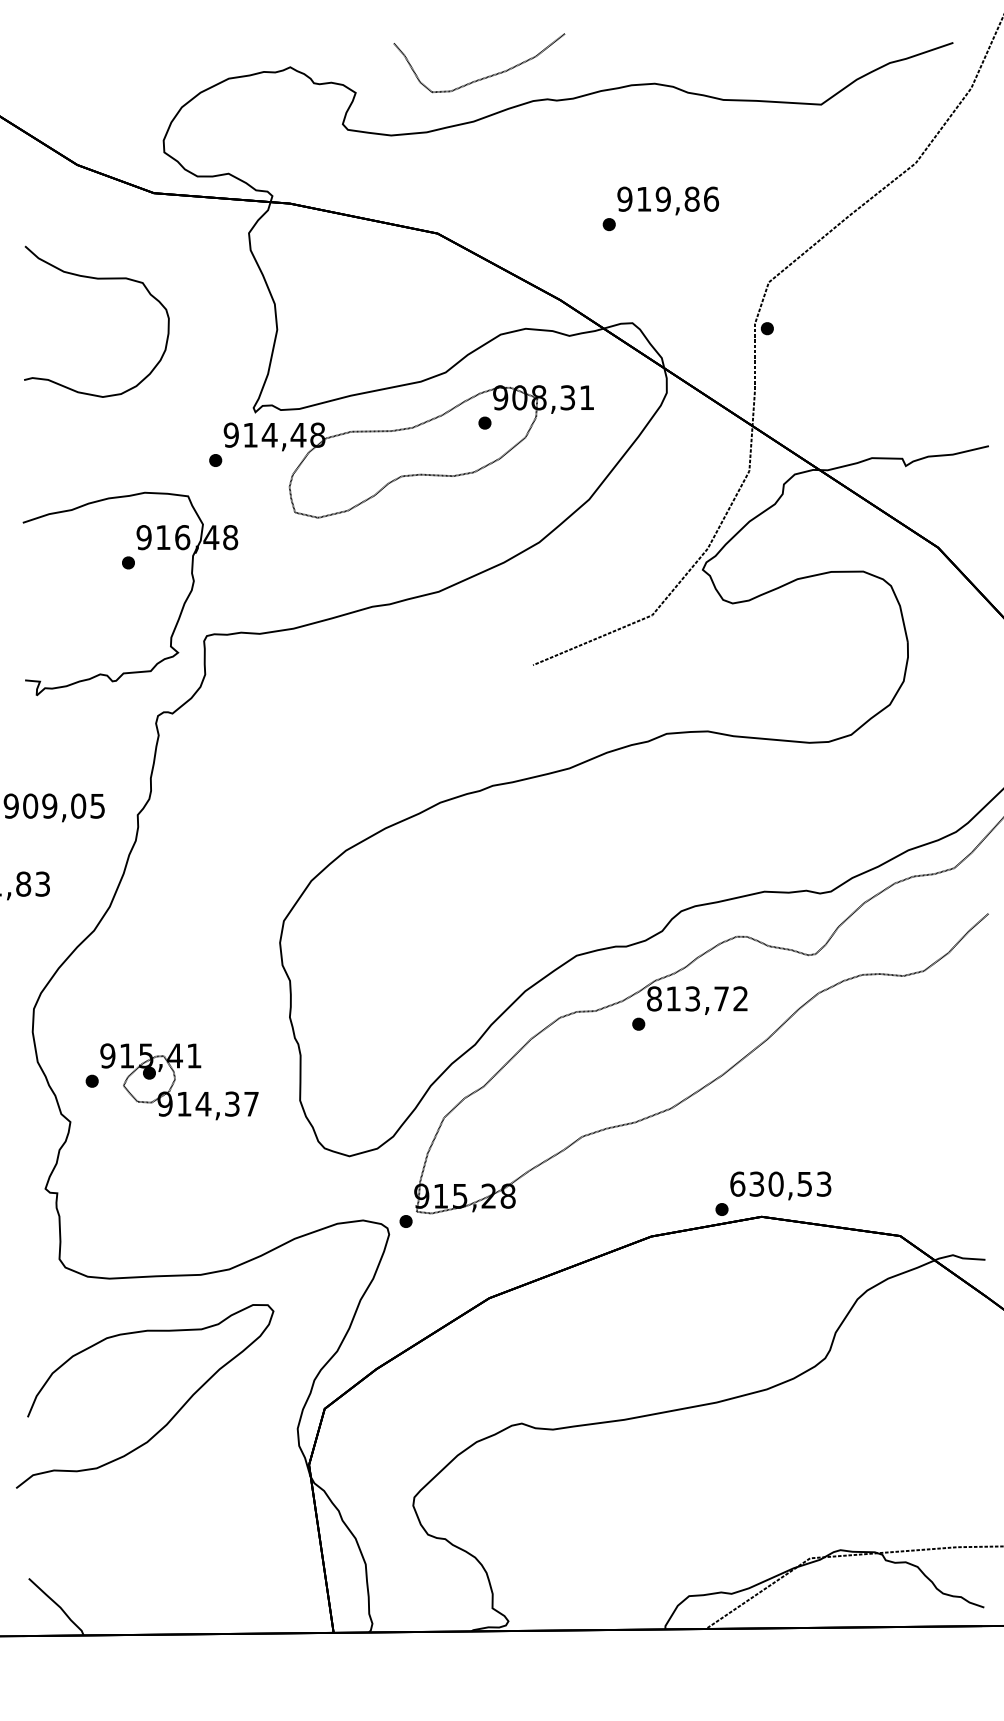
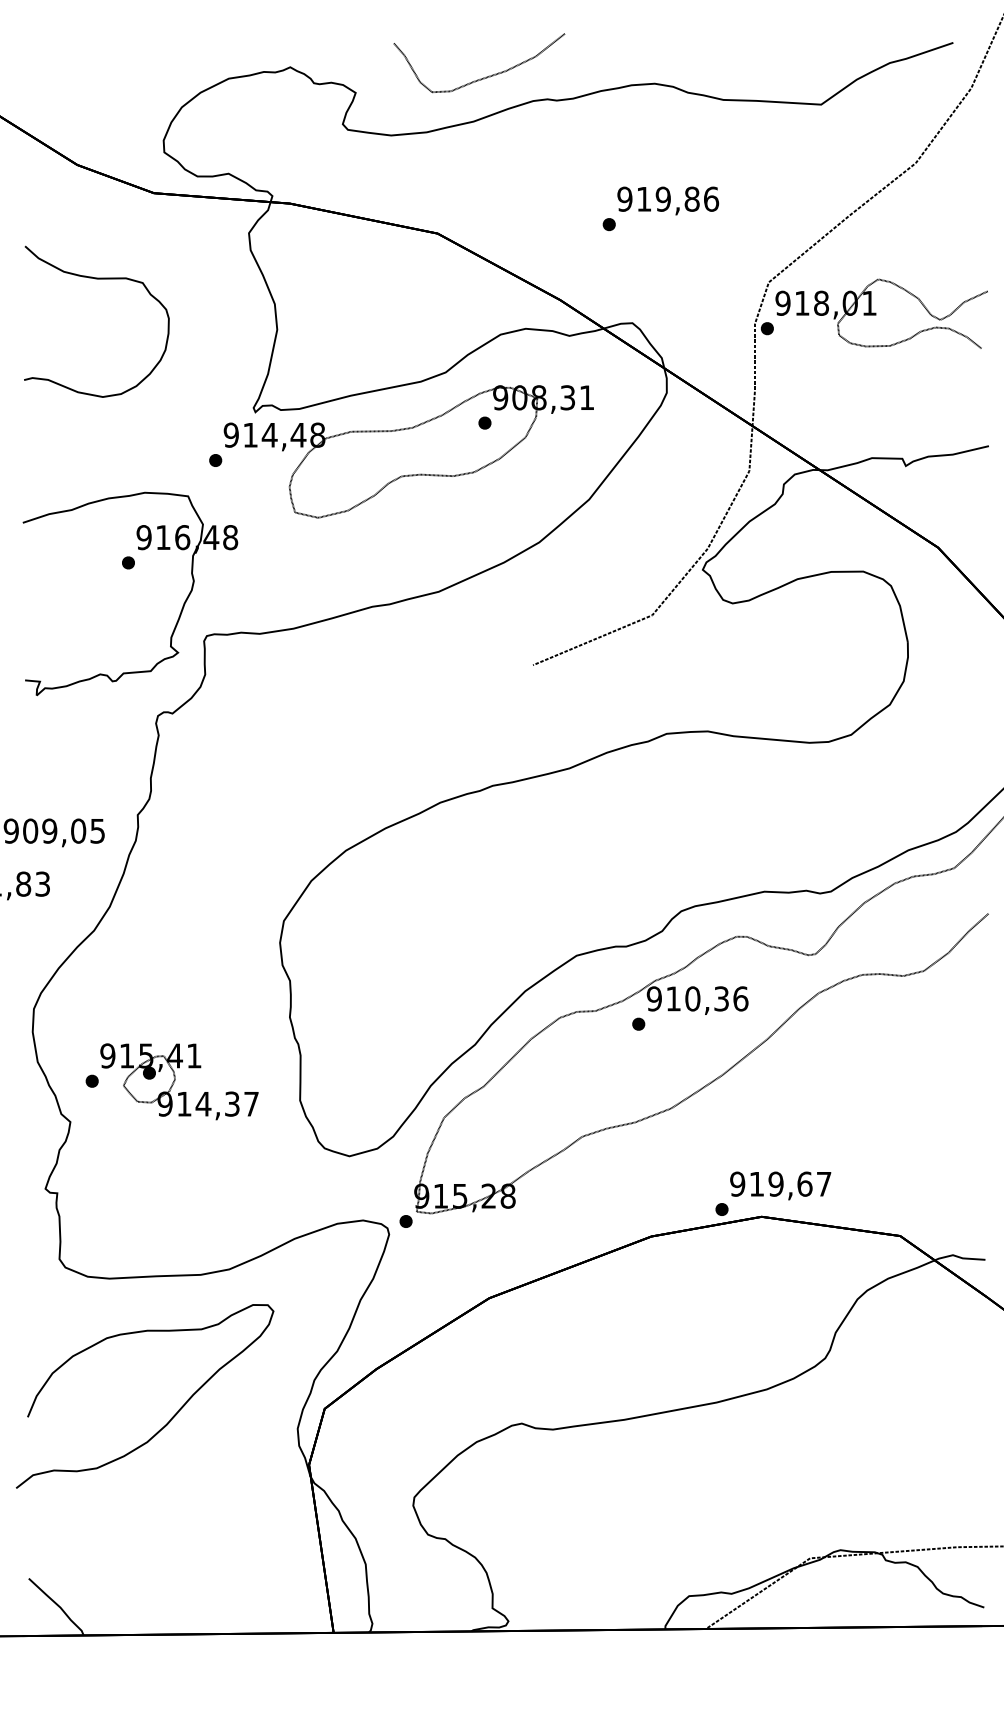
part: none -> present (881, 313)
text position: (53, 807) -> (53, 832) (53, 832)
text: 813,72 -> 910,36 (697, 998)
text: 630,53 -> 919,67 (780, 1183)
